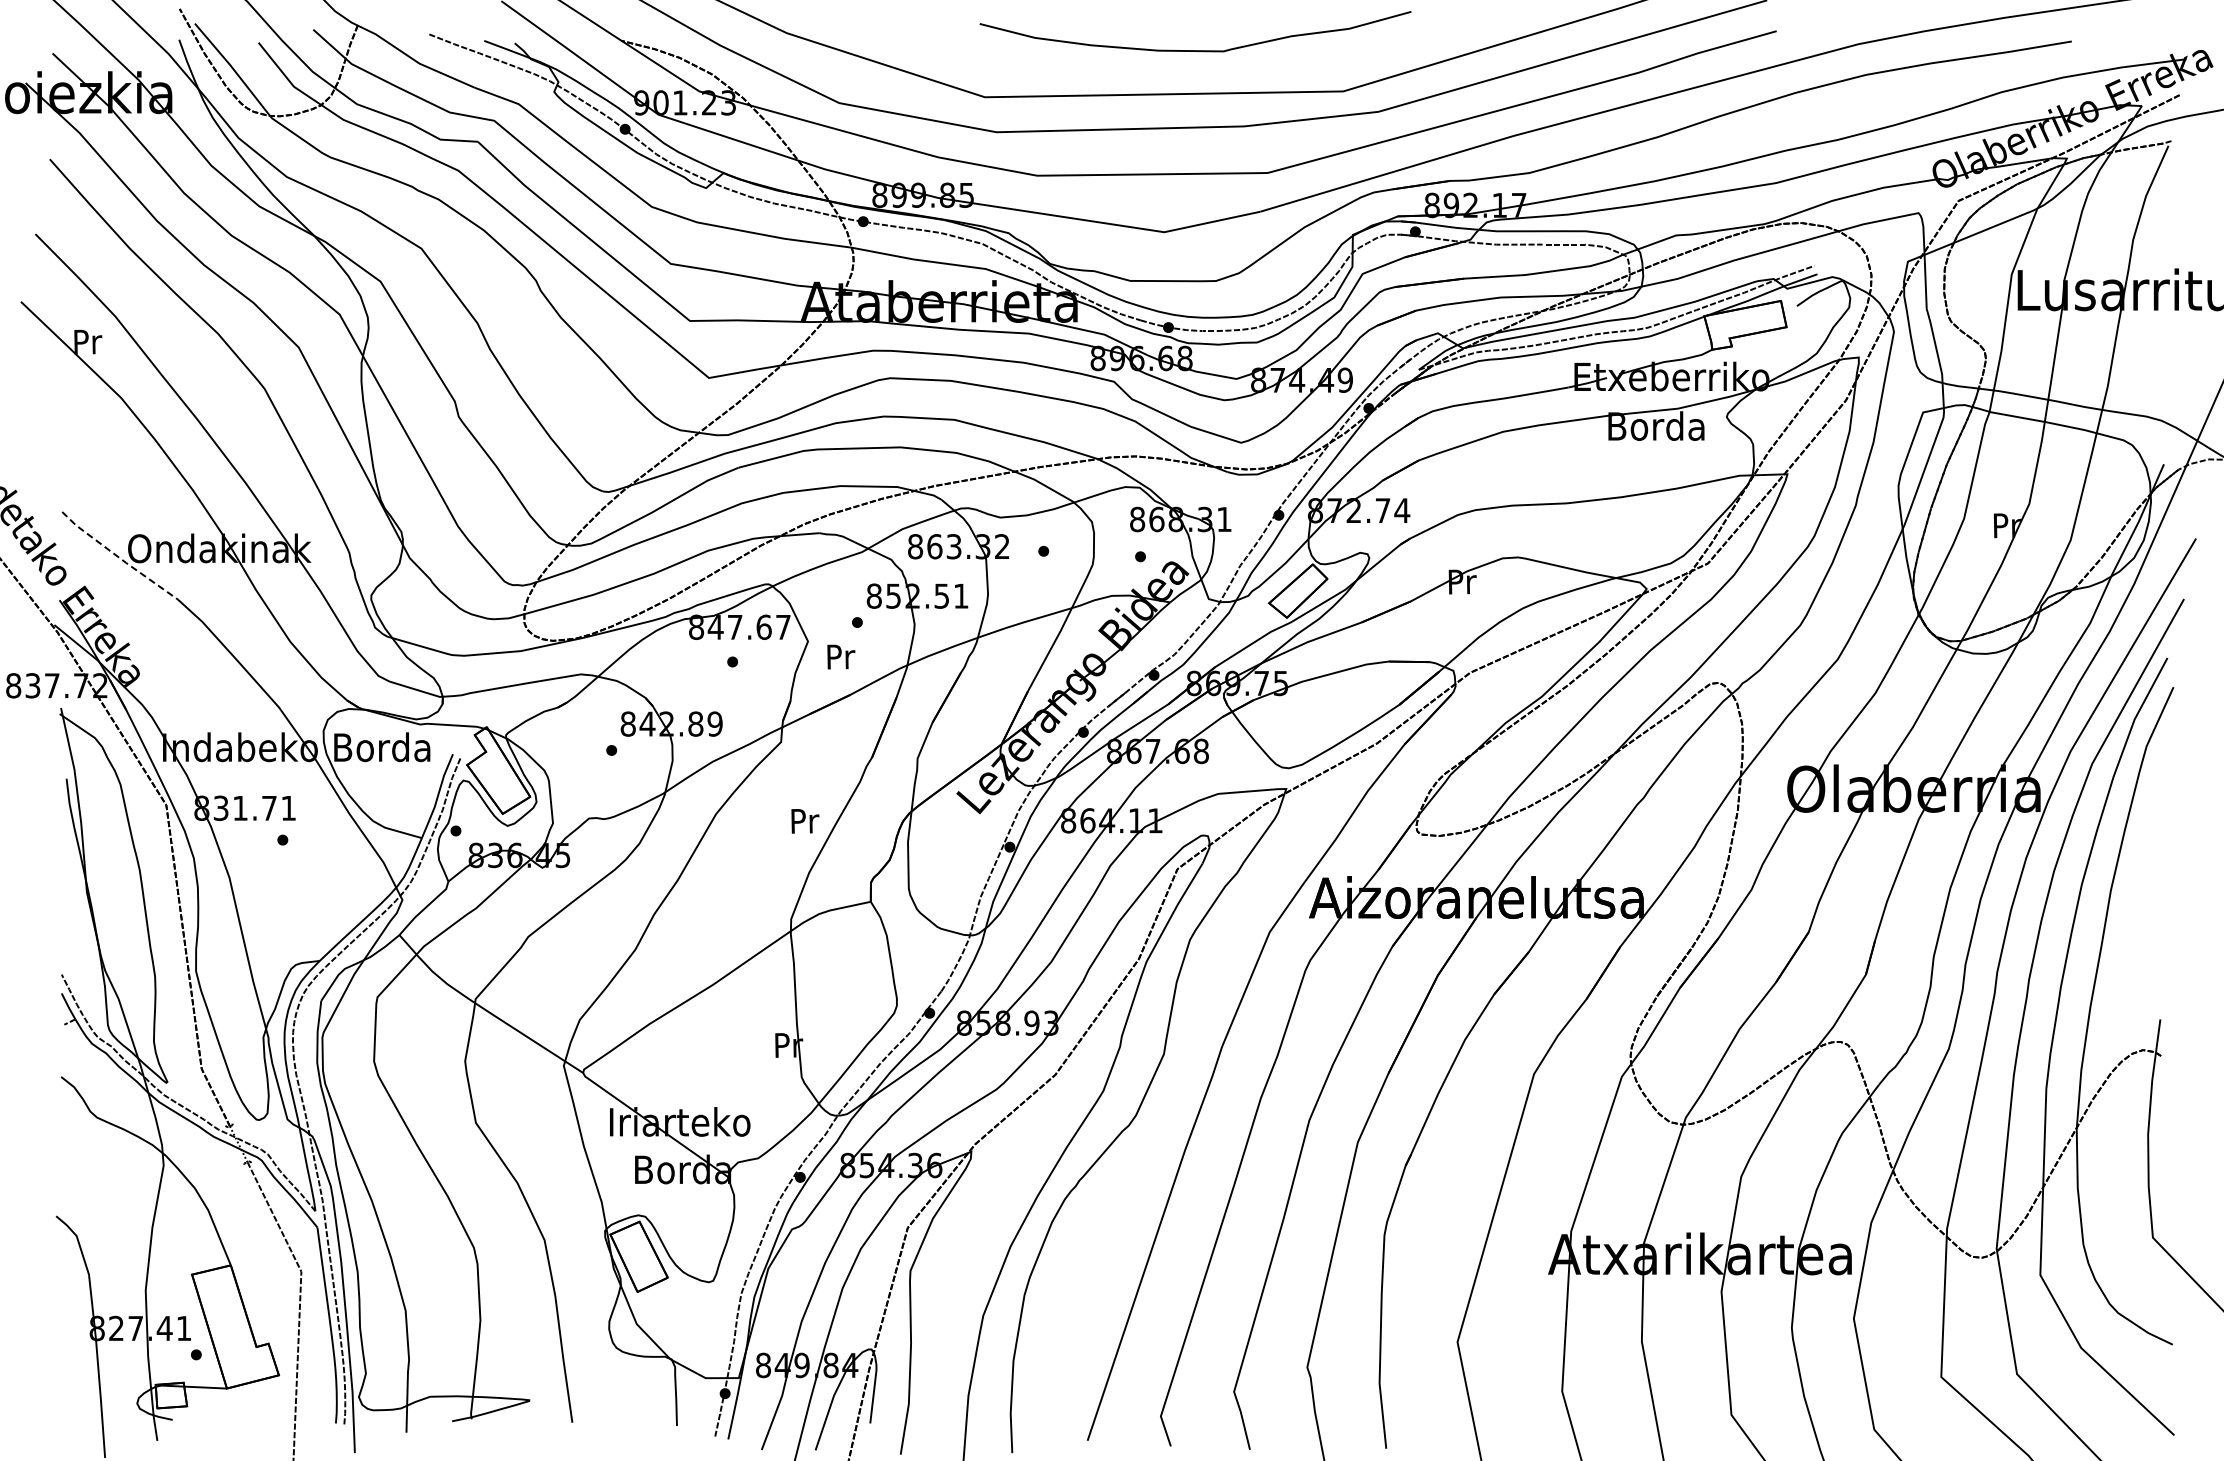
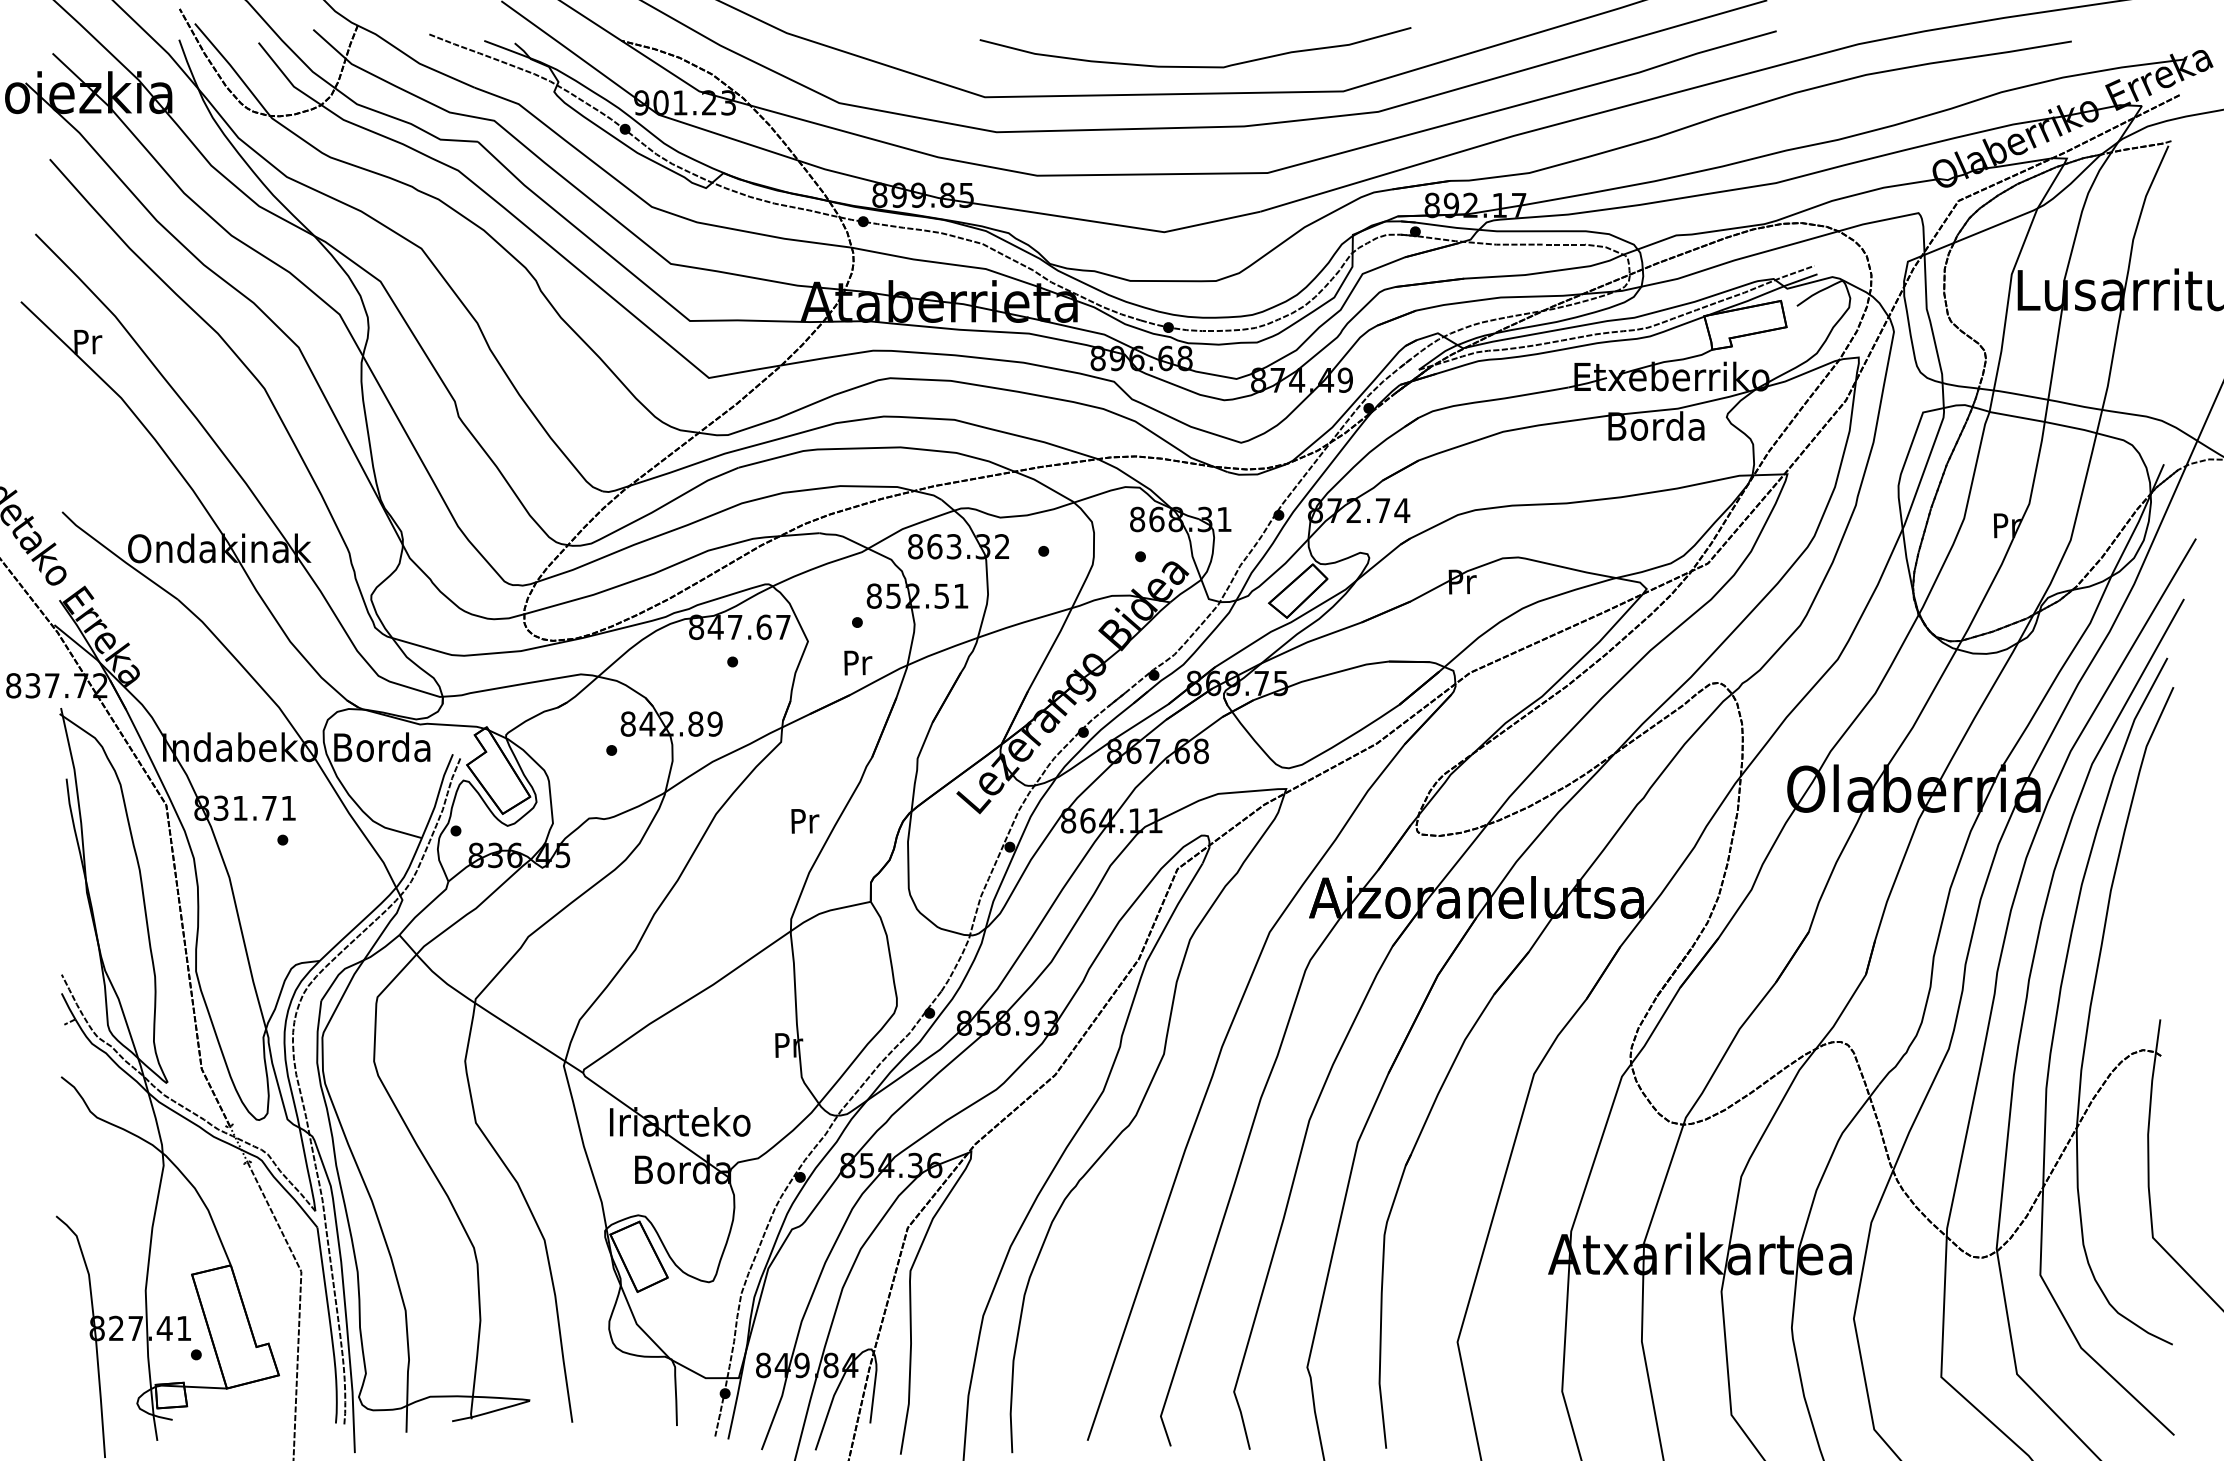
curve position: (1195, 50) -> (1195, 66) (1195, 66)
line: dashed -> solid (118, 557)
text position: (841, 656) -> (858, 662) (858, 662)
